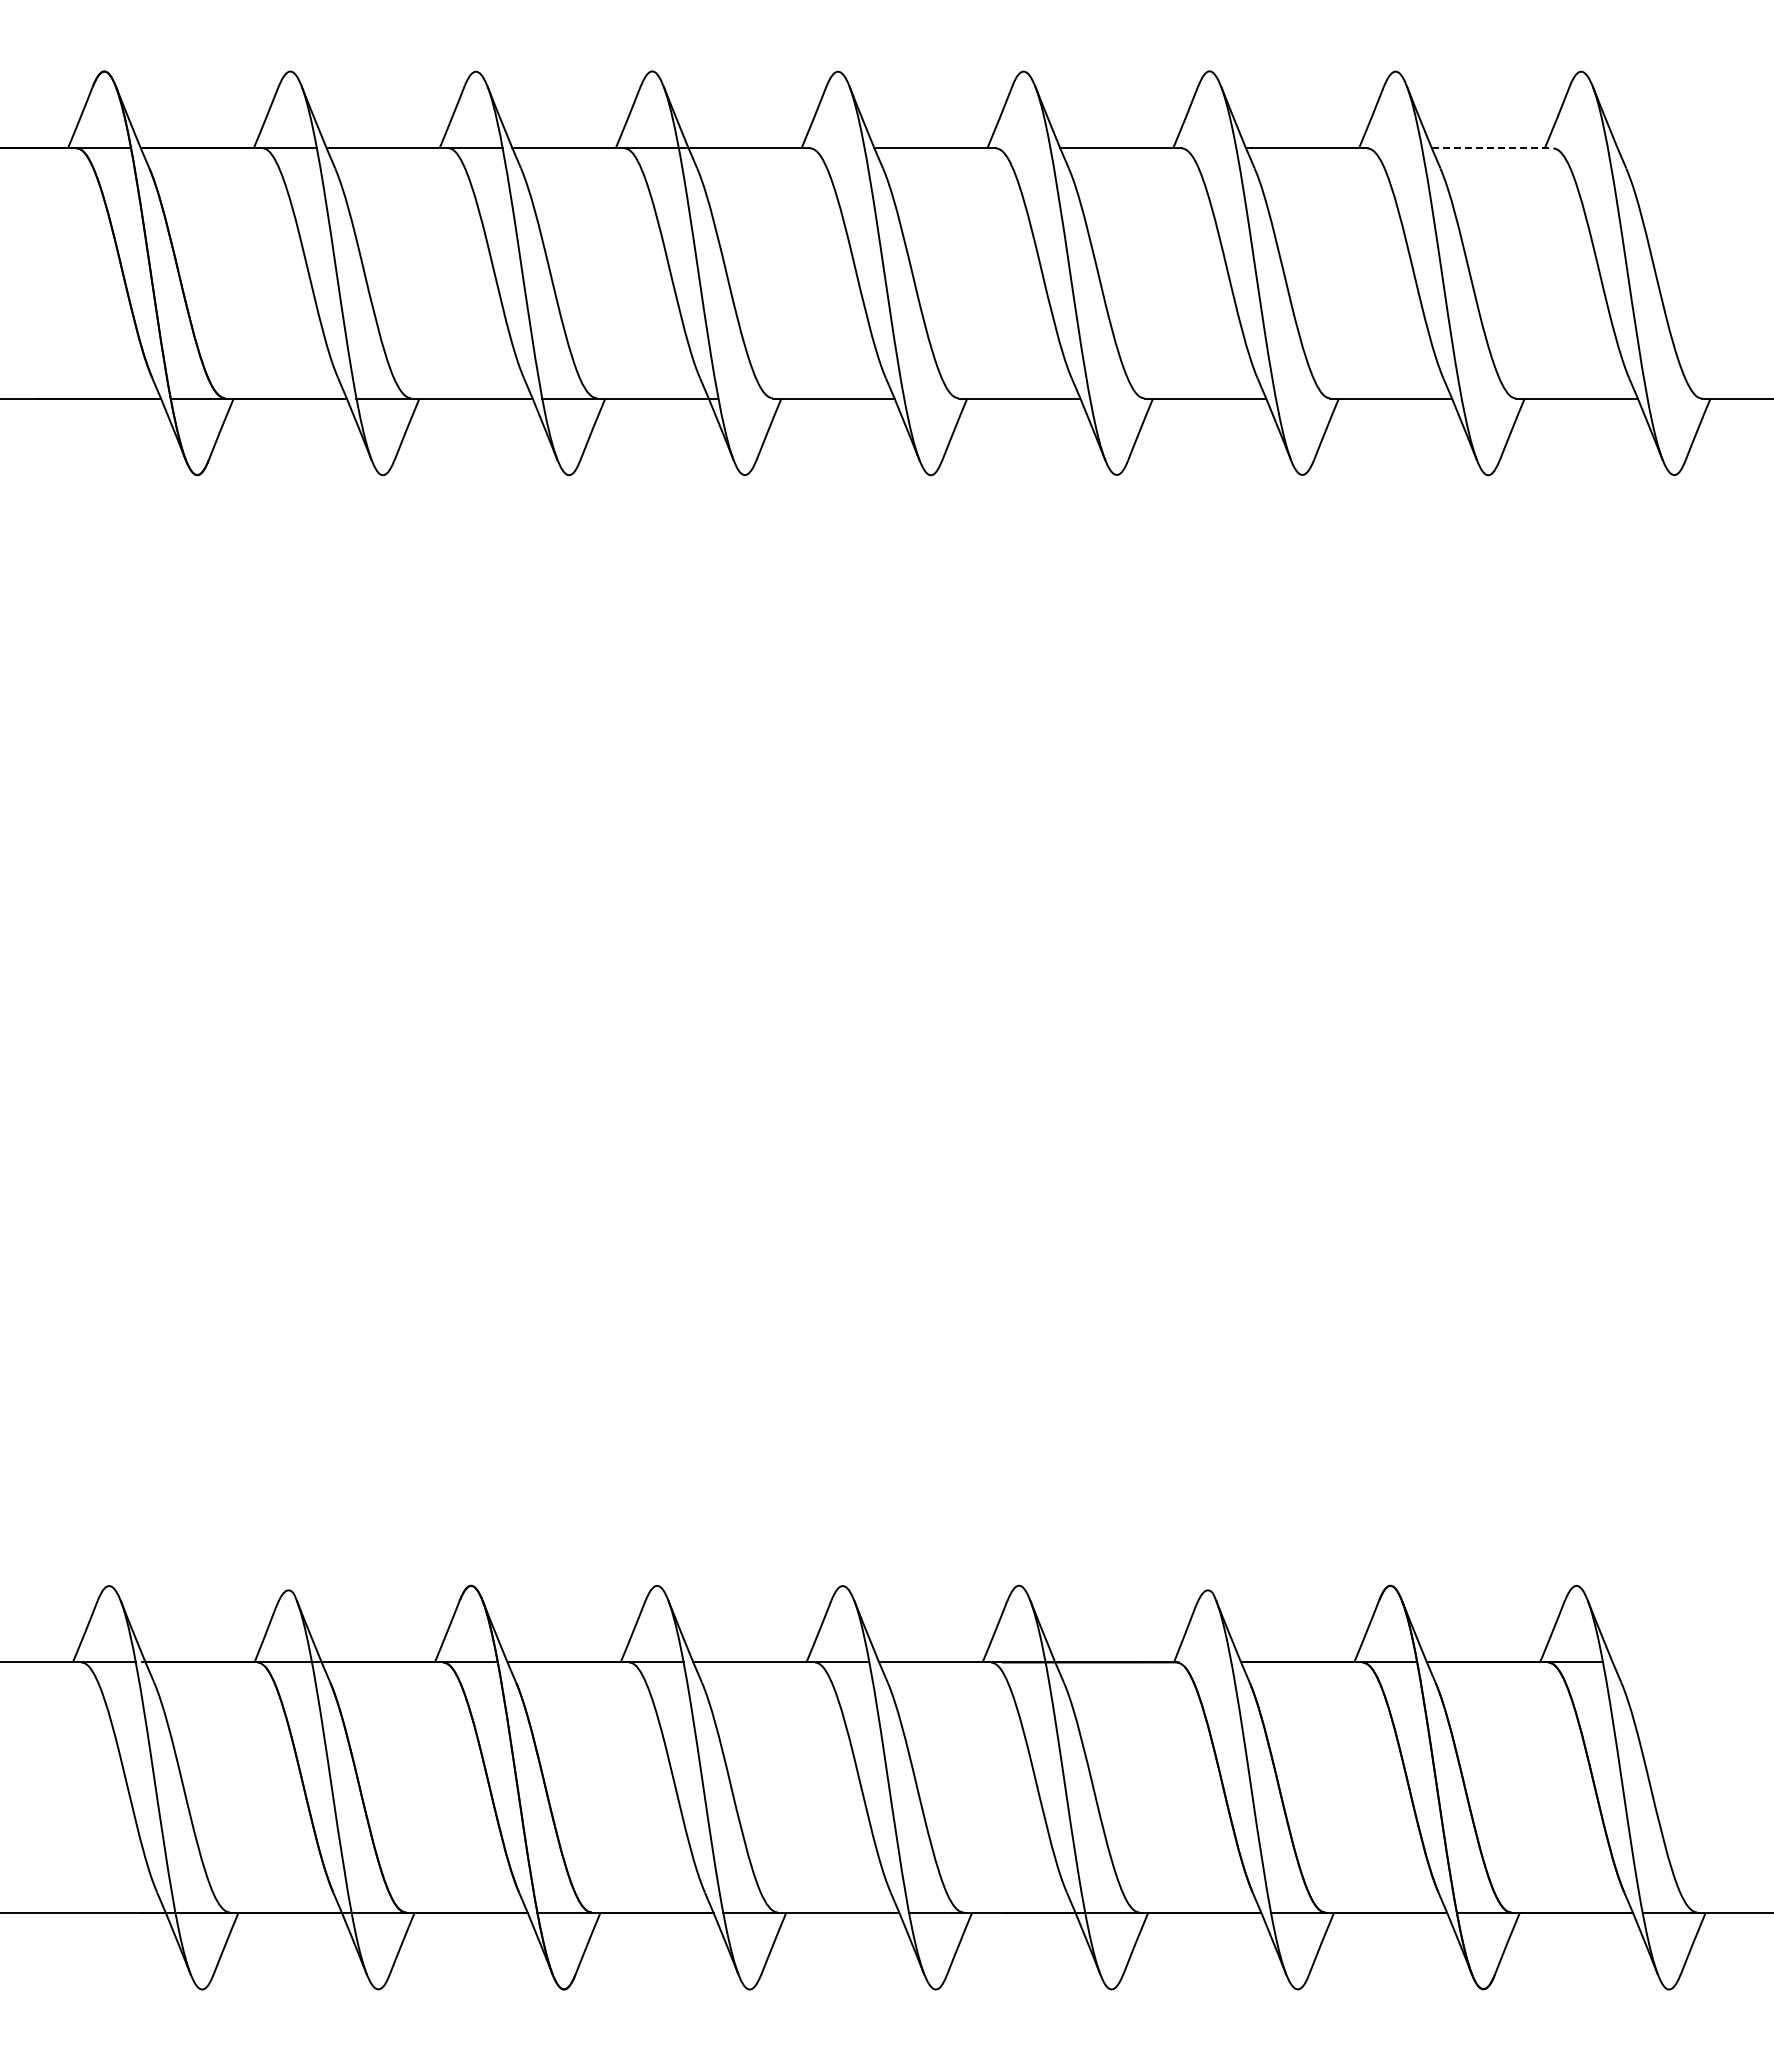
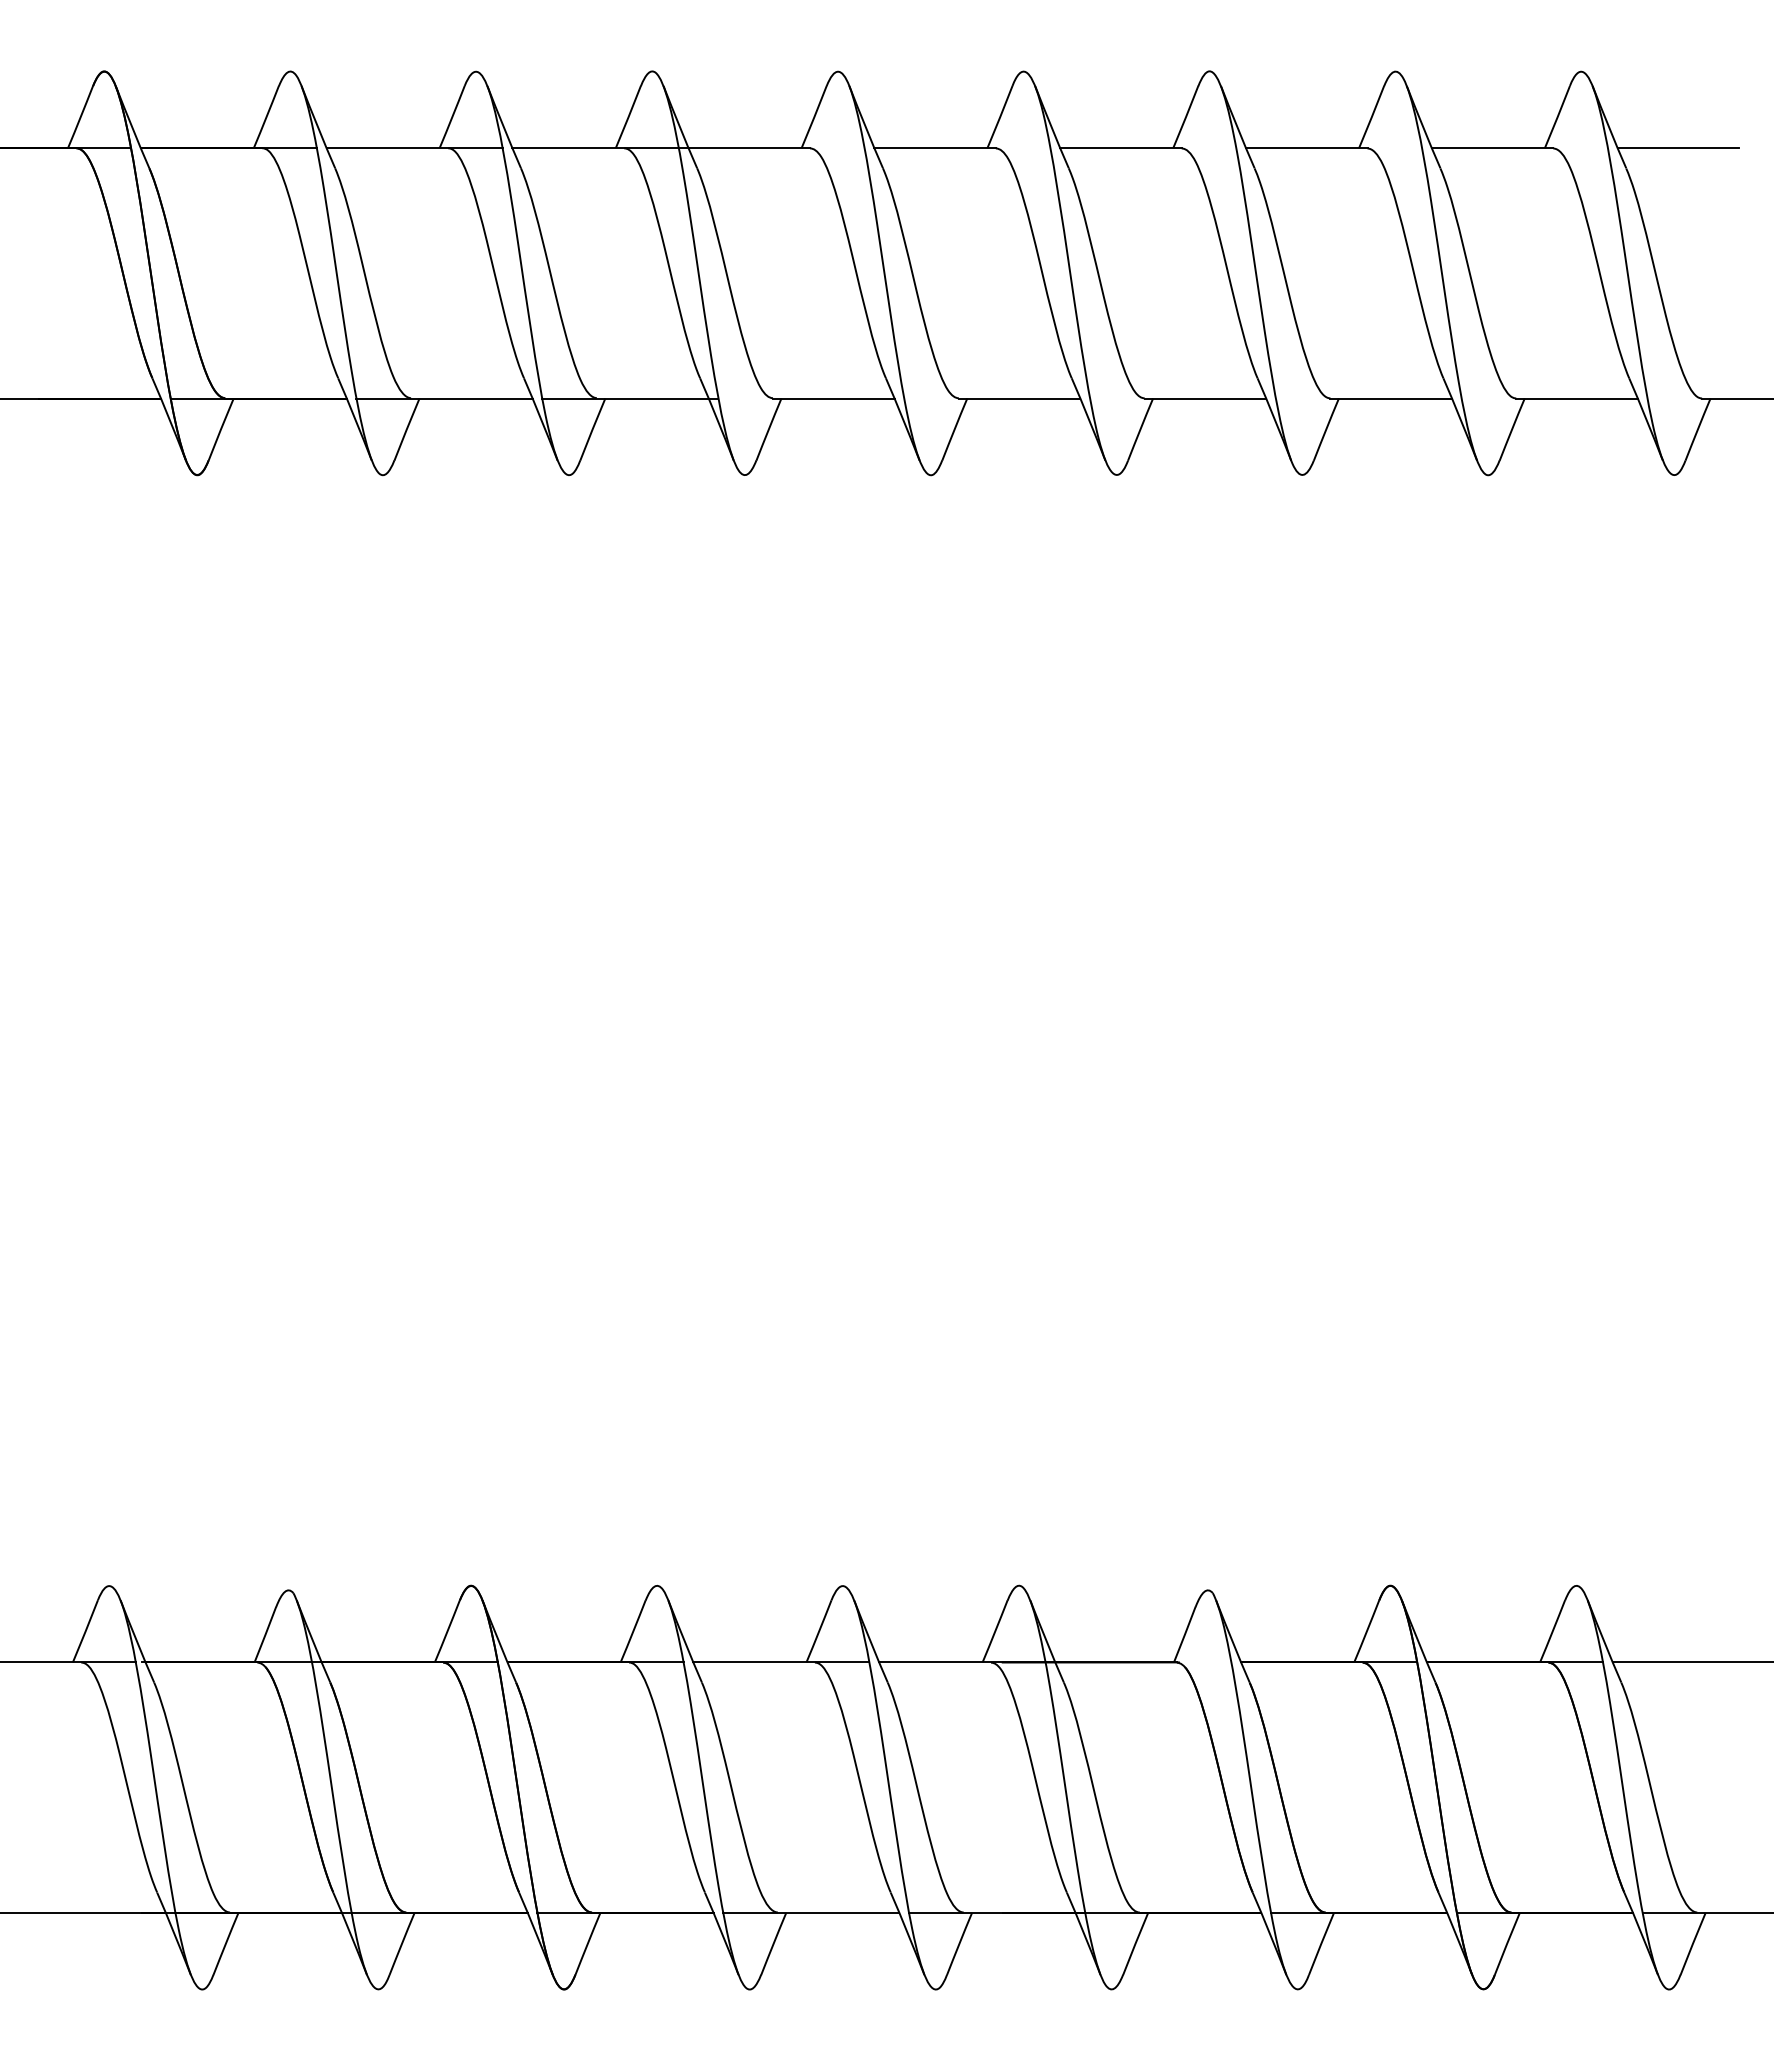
line: dashed -> solid (1492, 148)
line: none -> present (1678, 148)
line: none -> present (1691, 1662)
